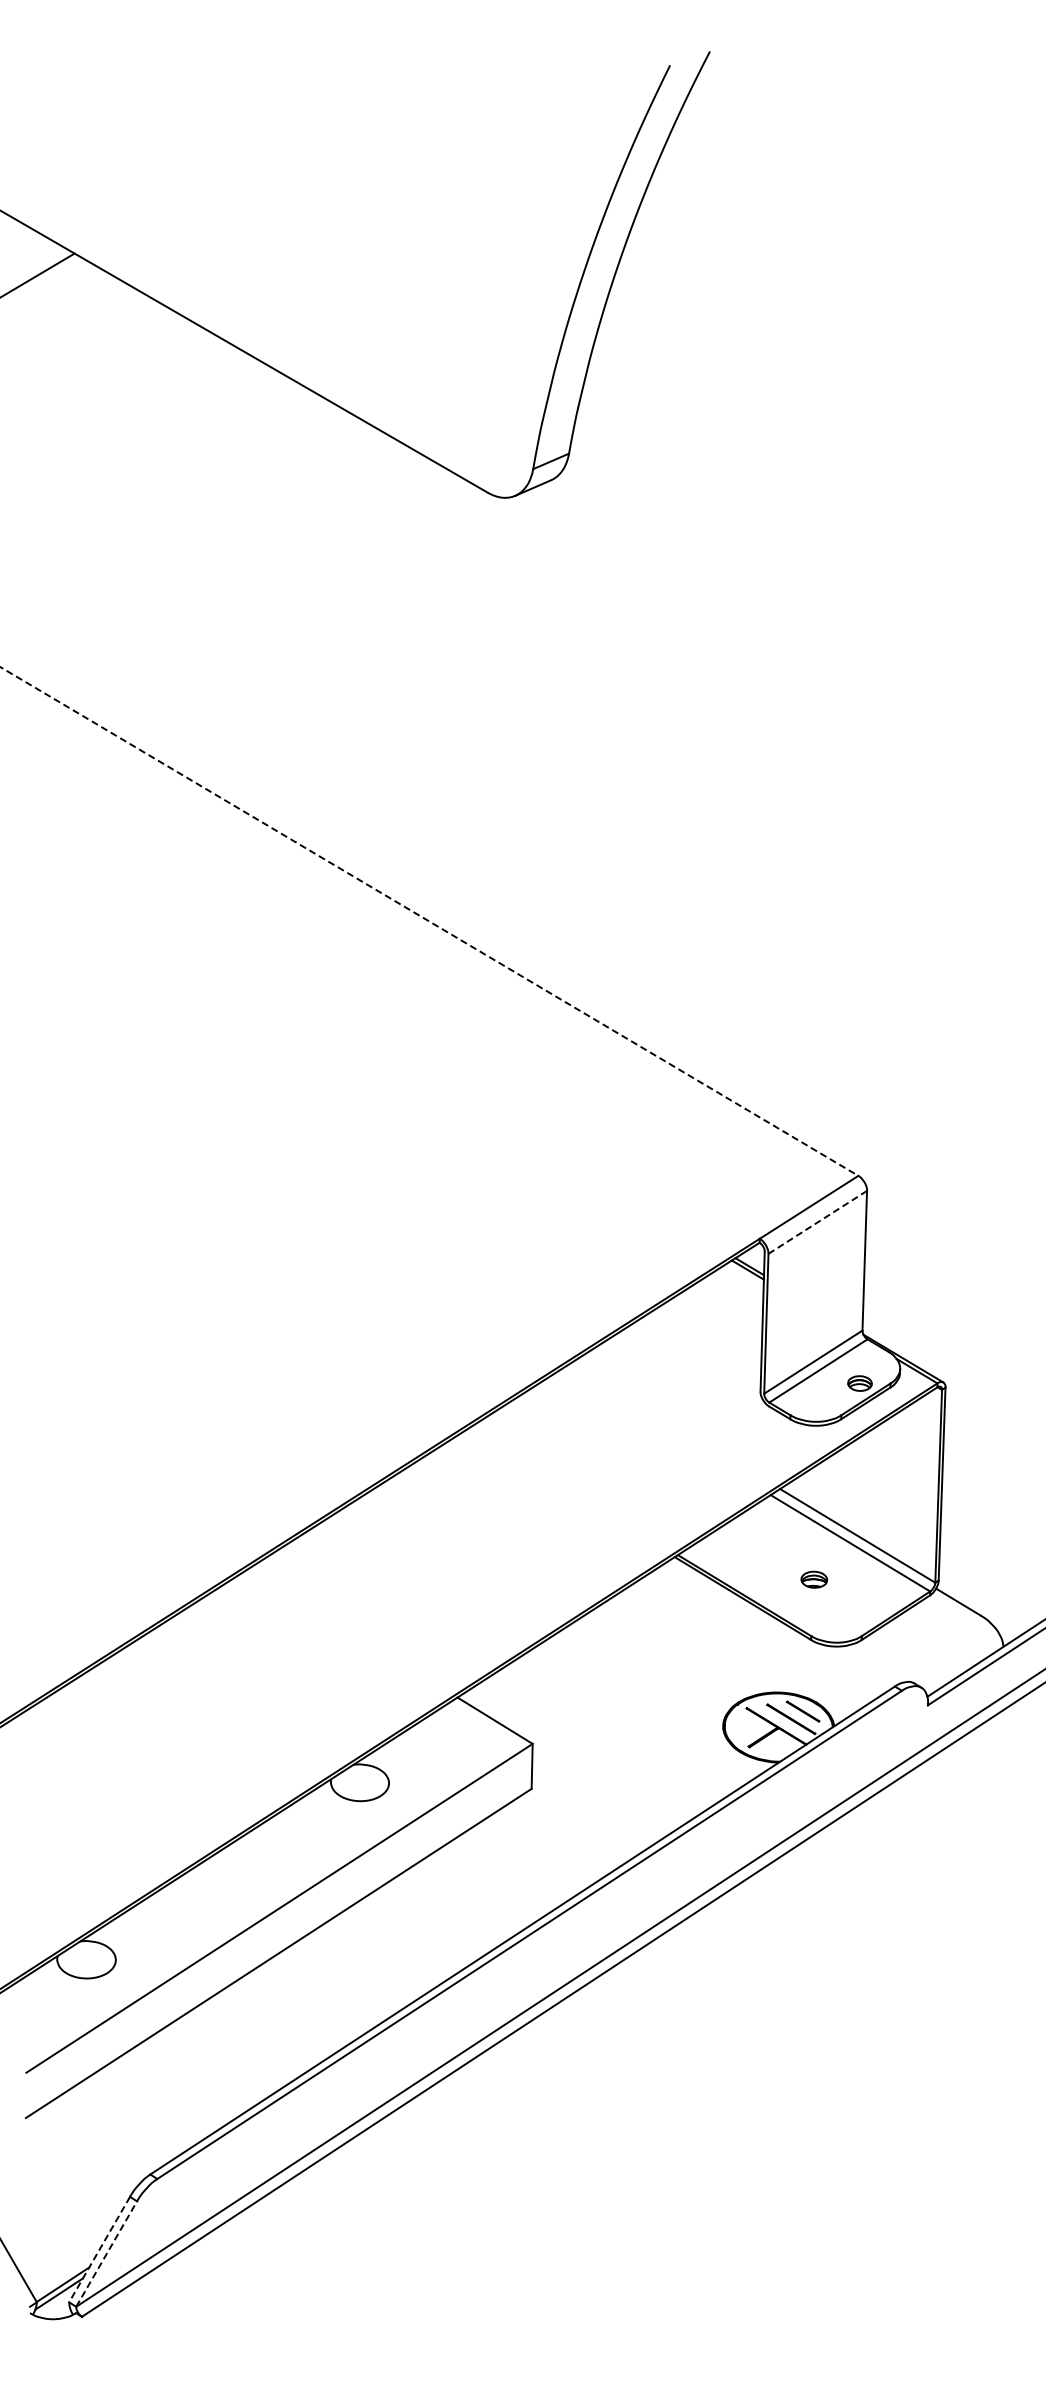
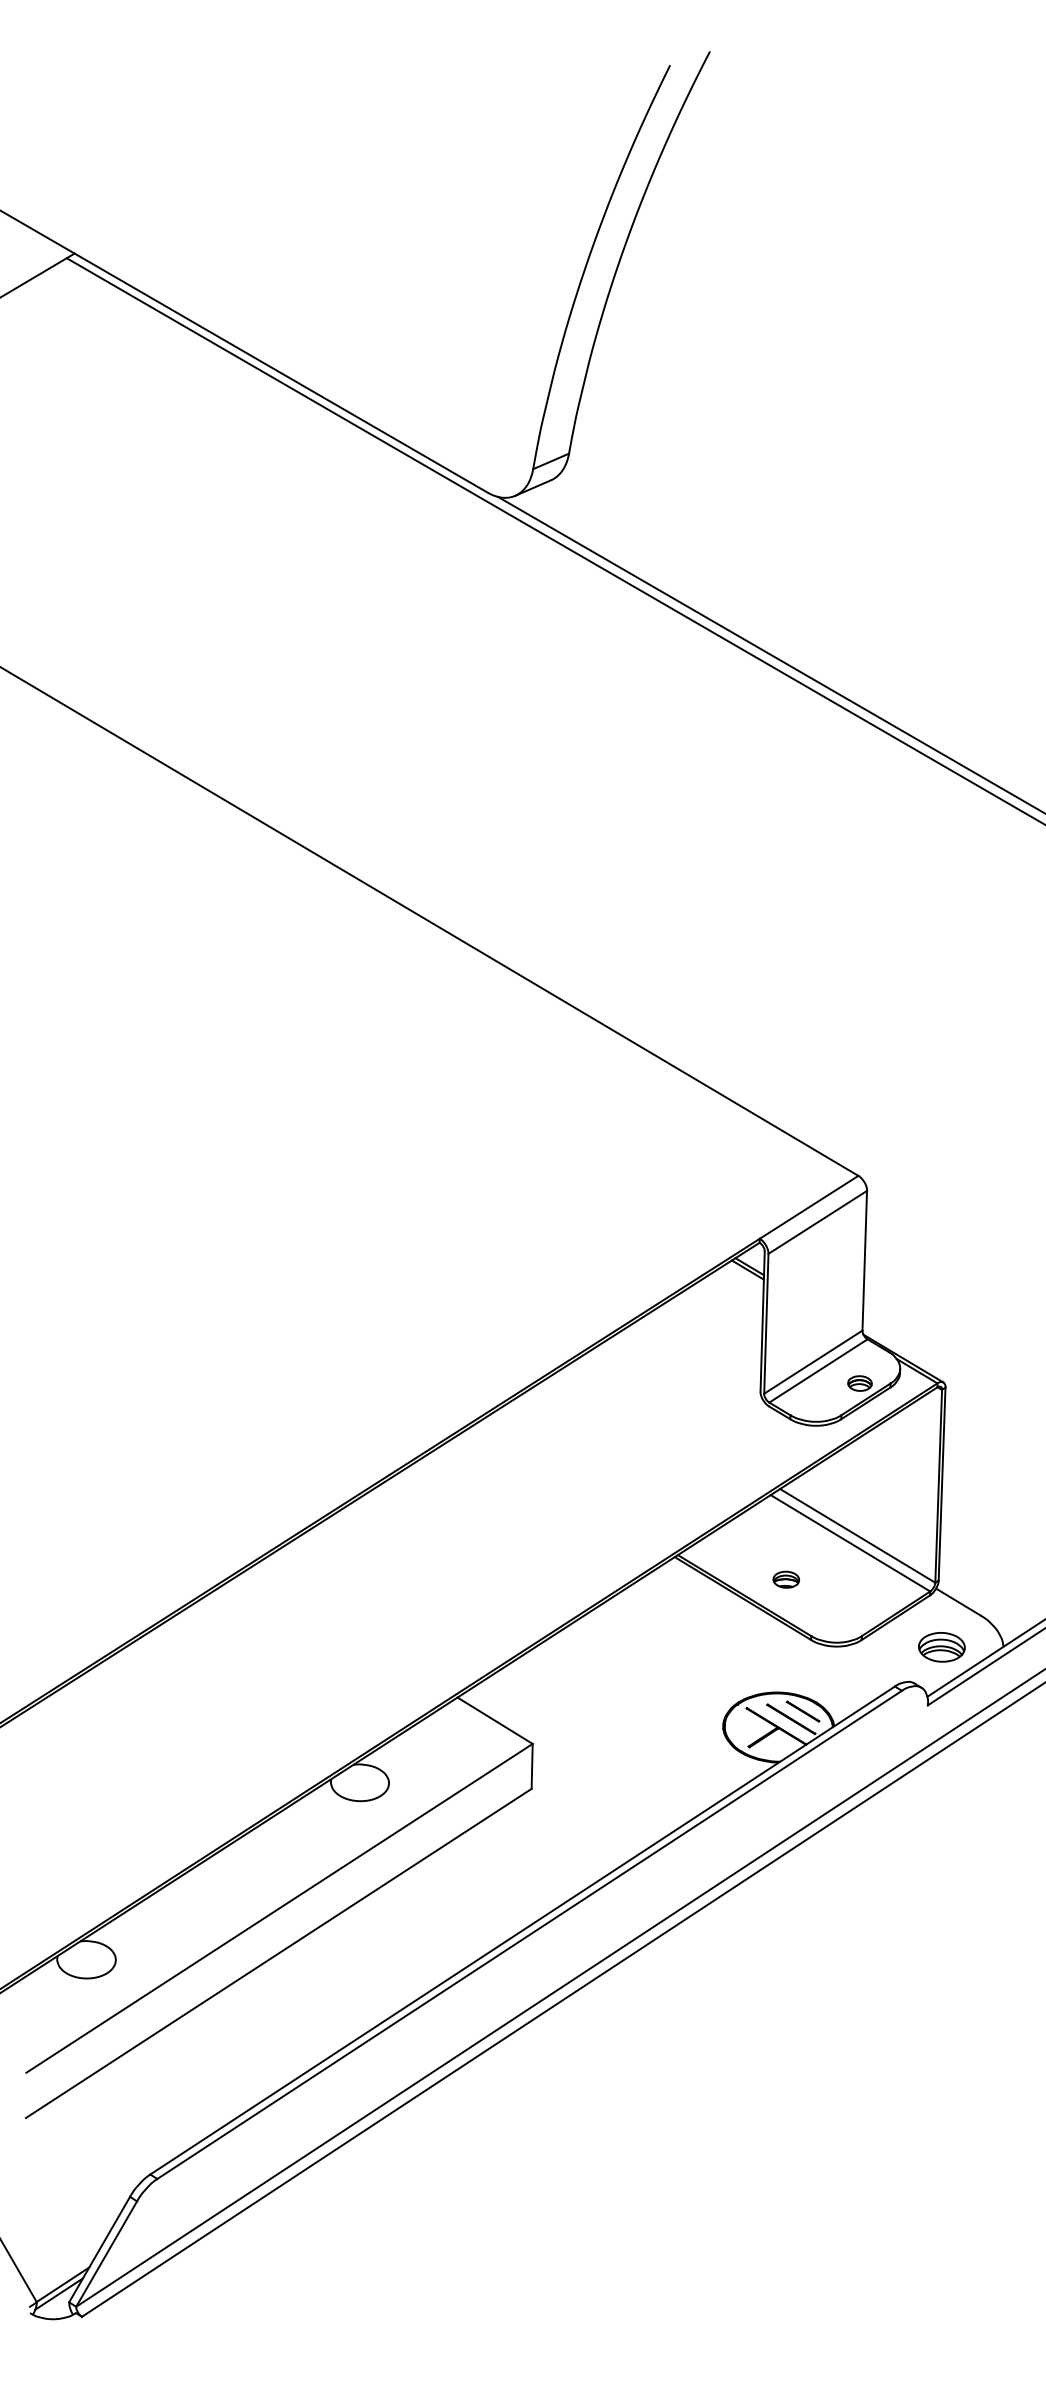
line: none -> present (554, 540)
line: none -> present (769, 654)
line: dashed -> solid (429, 921)
line: dashed -> solid (817, 1222)
part position: (814, 1579) -> (786, 1579) (786, 1579)
part: none -> present (941, 1647)
line: dashed -> solid (99, 2249)
line: dashed -> solid (106, 2254)
